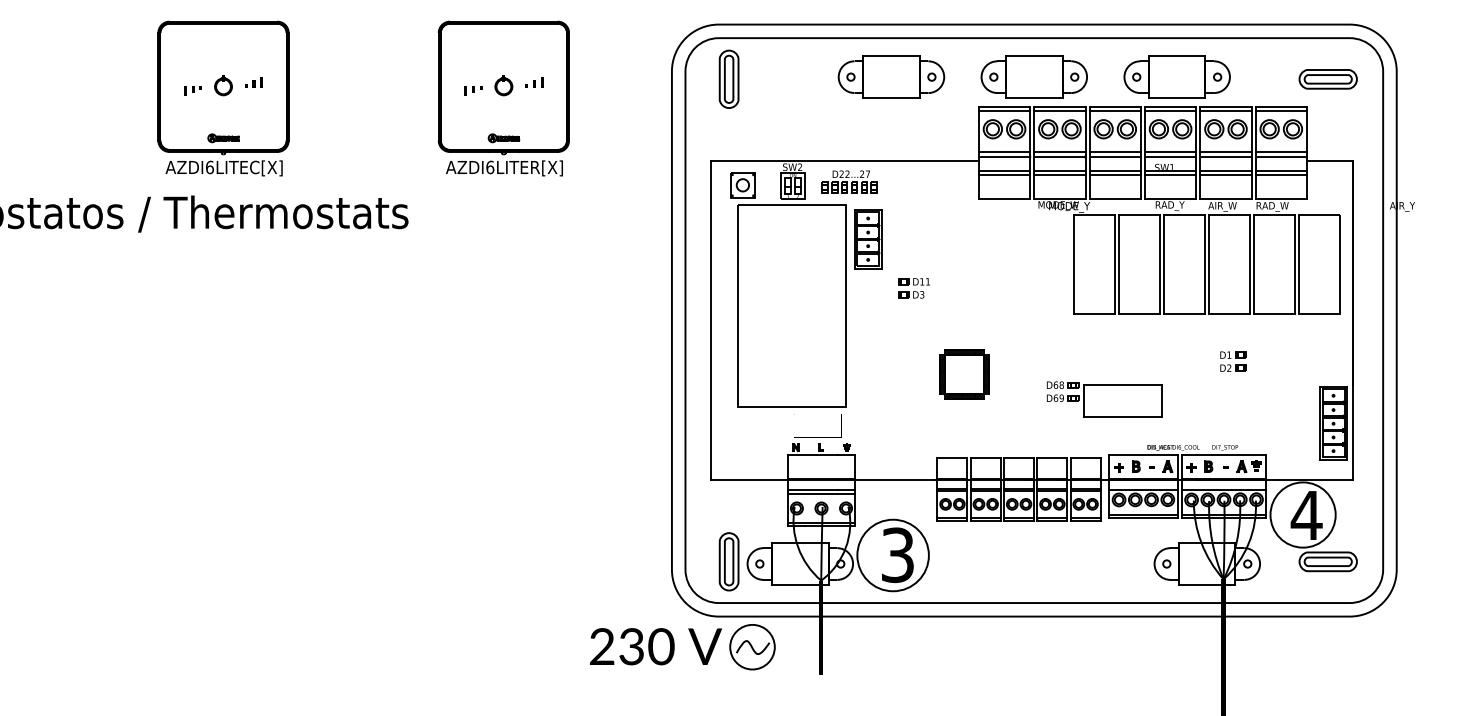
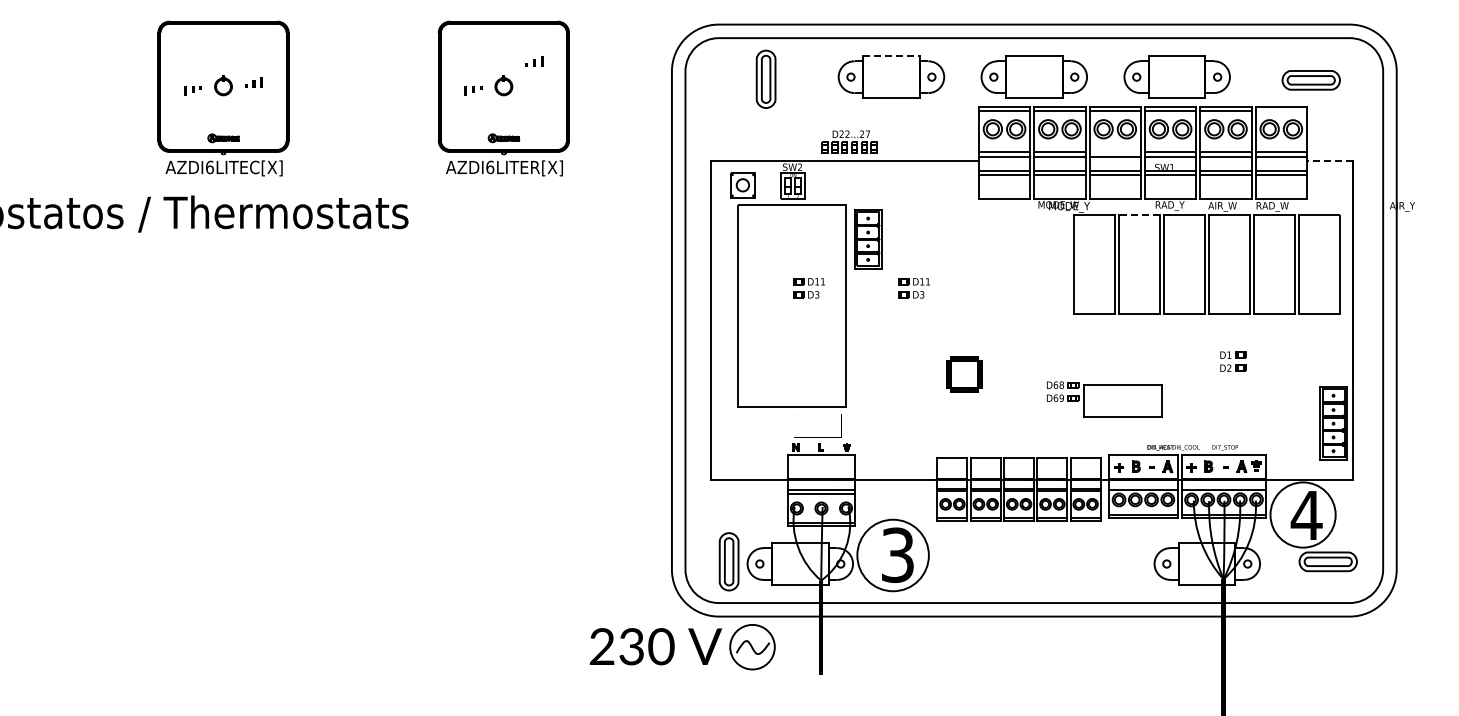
line: solid -> dashed (891, 56)
part position: (728, 78) -> (765, 78) (765, 78)
part position: (1327, 79) -> (1310, 80) (1310, 80)
part position: (534, 82) -> (534, 61) (534, 61)
line: present -> none (1280, 110)
line: present -> none (1114, 151)
line: solid -> dashed (1329, 161)
part position: (849, 181) -> (849, 141) (849, 141)
line: solid -> dashed (1139, 215)
part: none -> present (808, 288)
part size: 51x51 px -> 37x37 px (964, 374)
